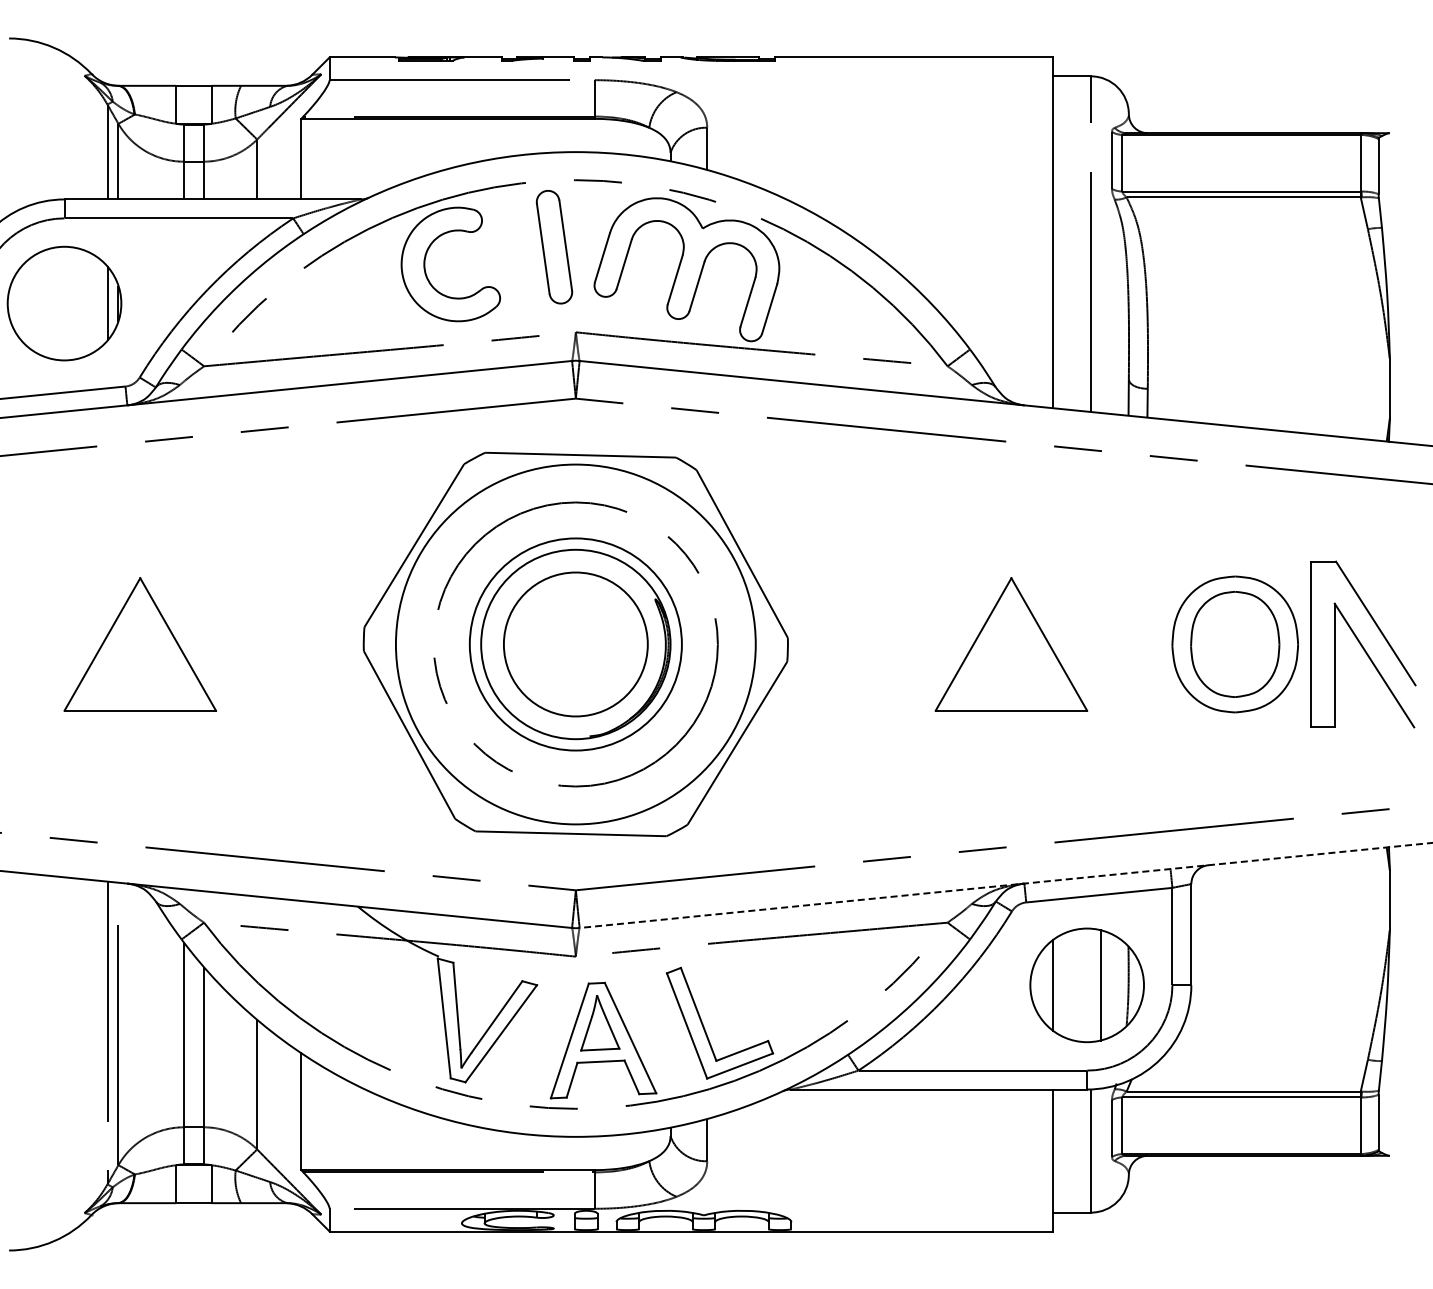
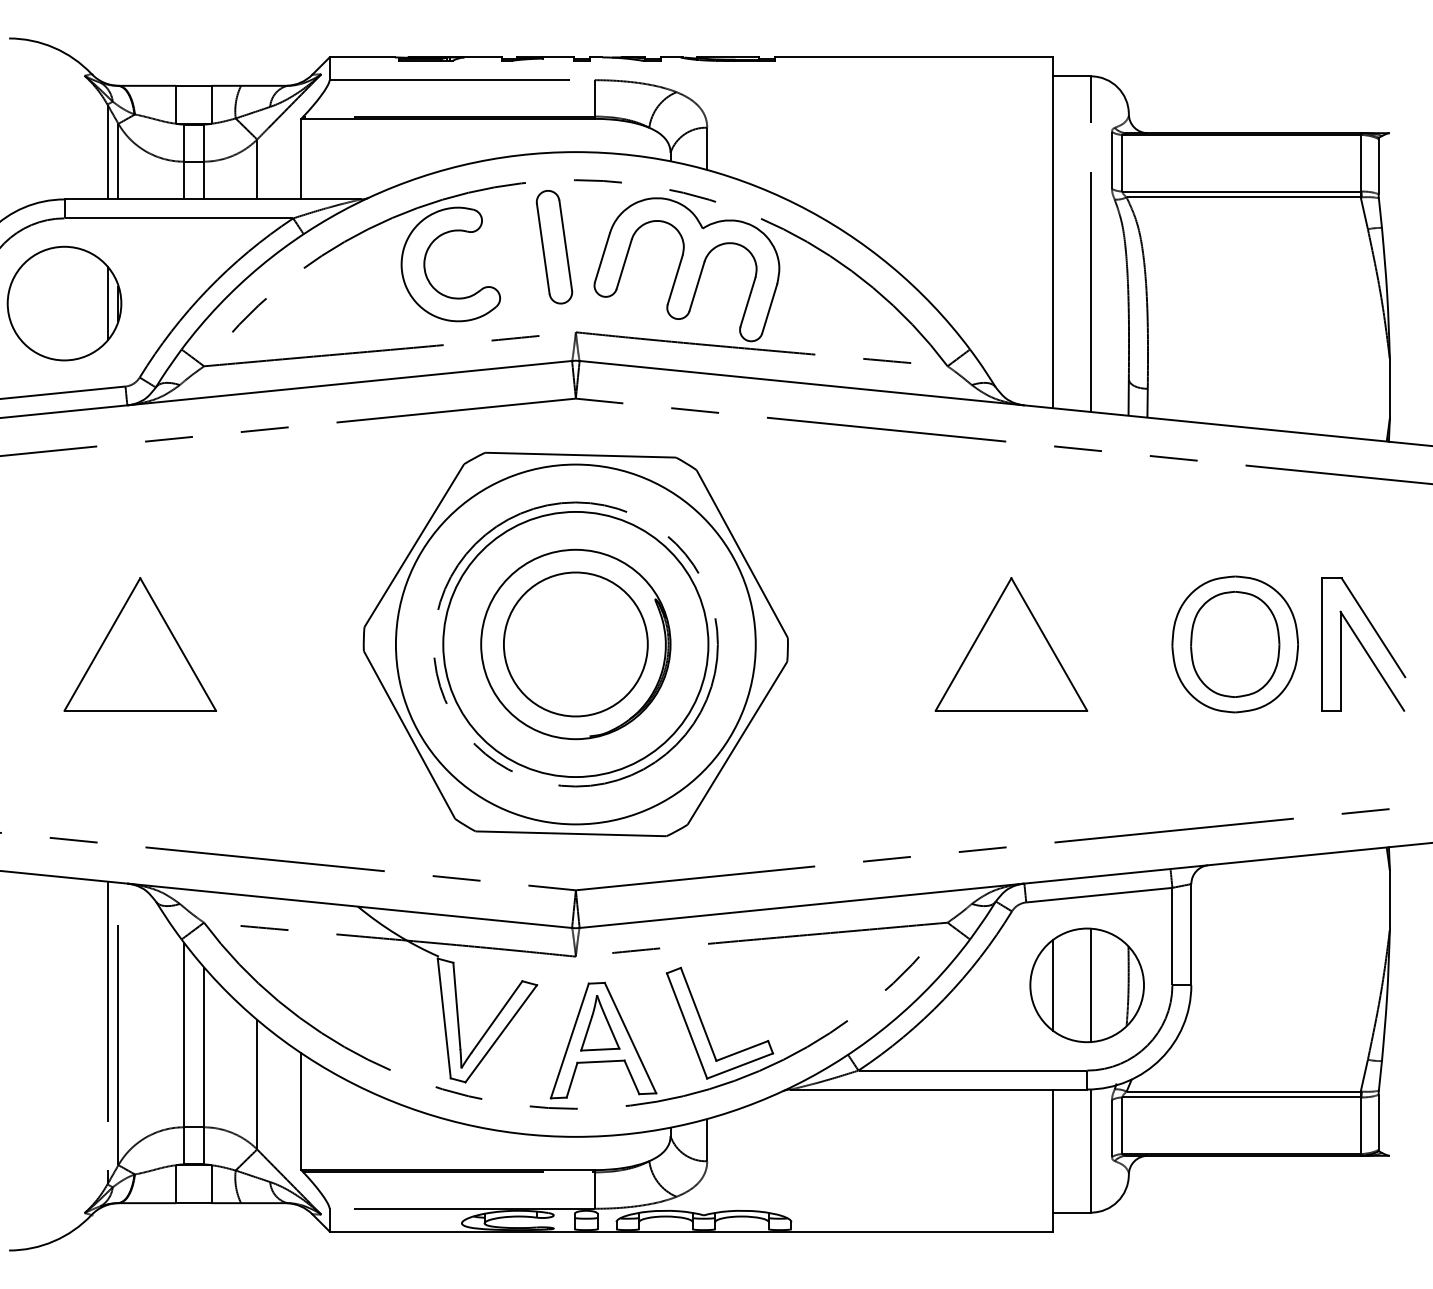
circle diameter: 212 px -> 265 px (575, 644)
part size: 107x169 px -> 86x135 px (1363, 644)
line: dashed -> solid (1006, 885)
line position: (1100, 985) -> (1090, 985) (1090, 985)
